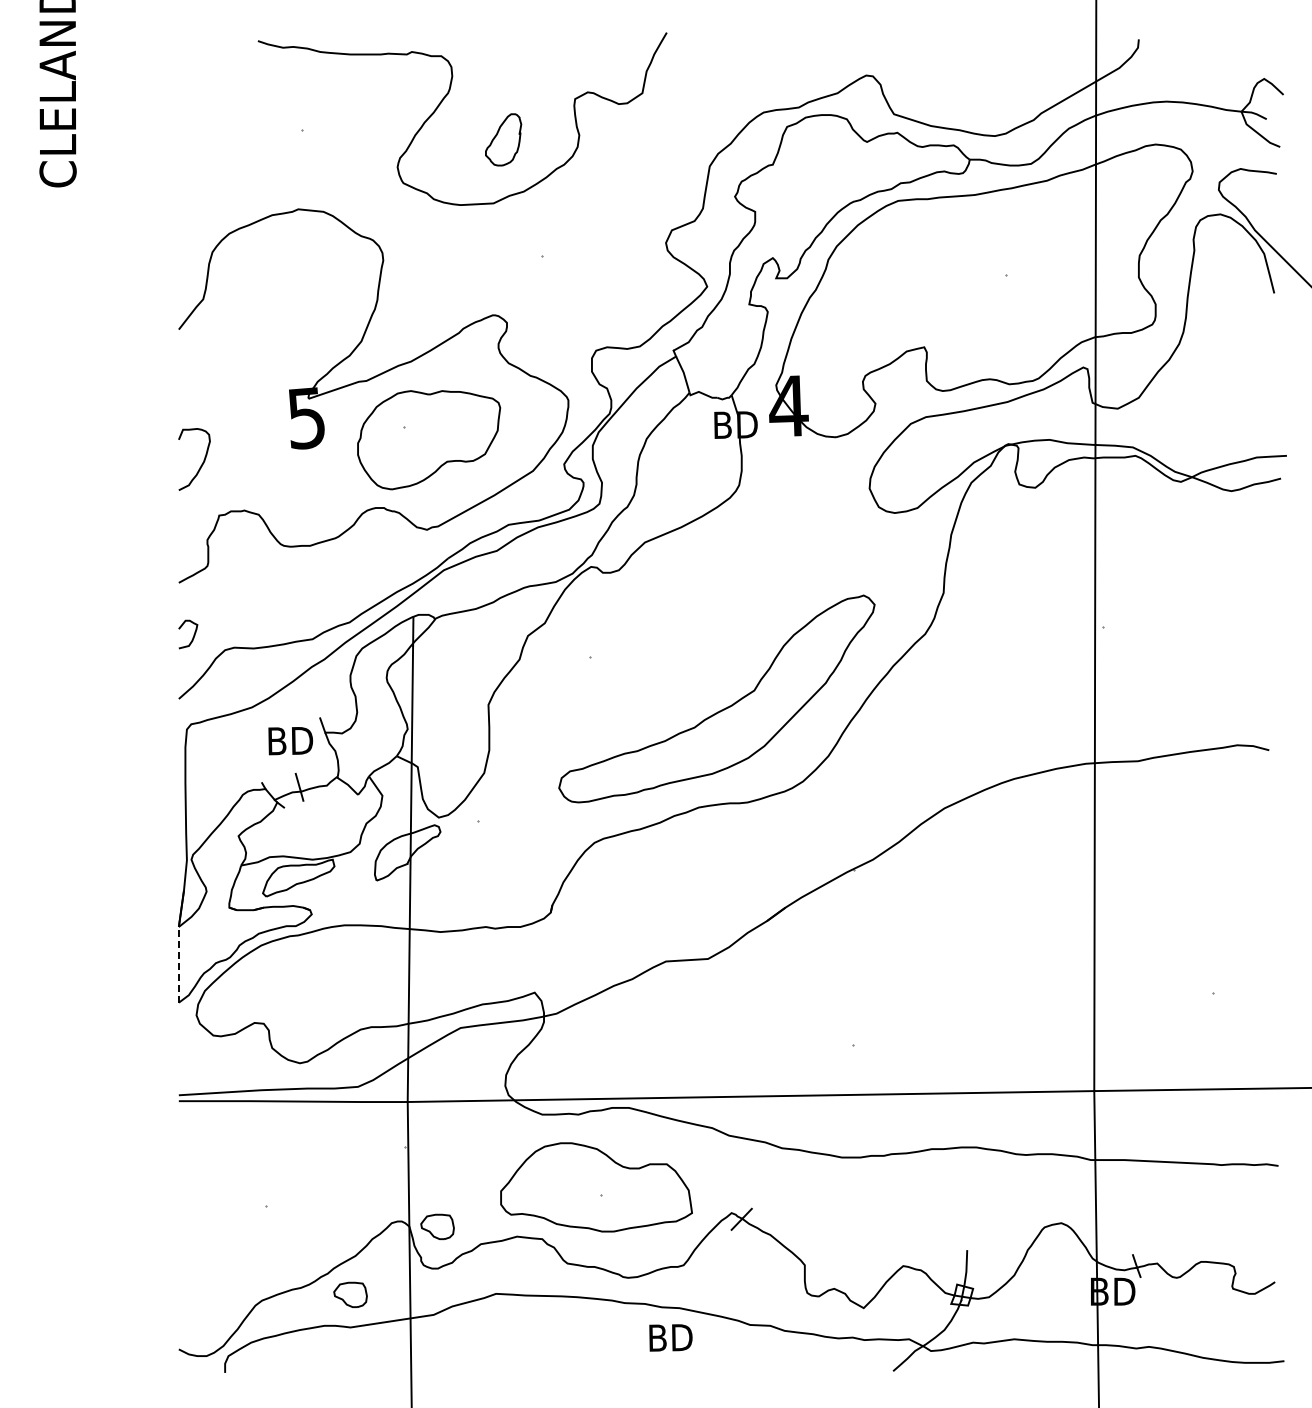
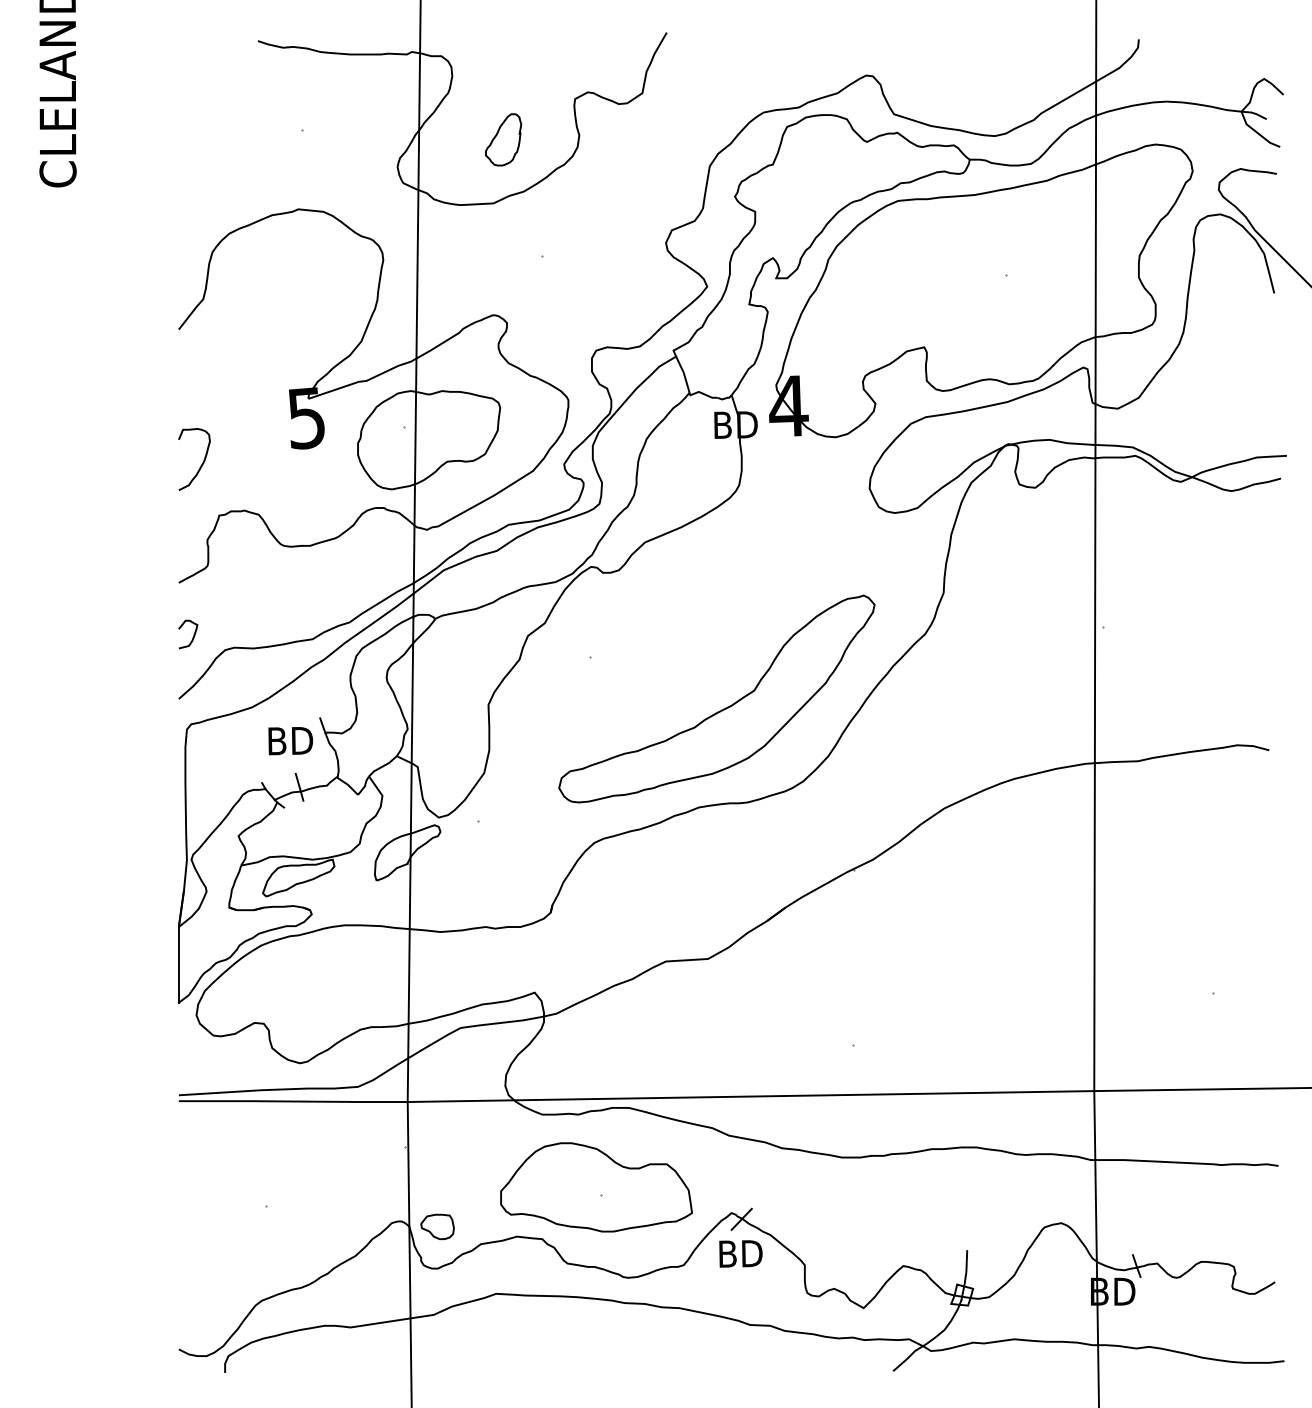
line: none -> present (416, 309)
line: dashed -> solid (178, 964)
part: present -> none (350, 1294)
text position: (670, 1337) -> (740, 1253) (740, 1253)
